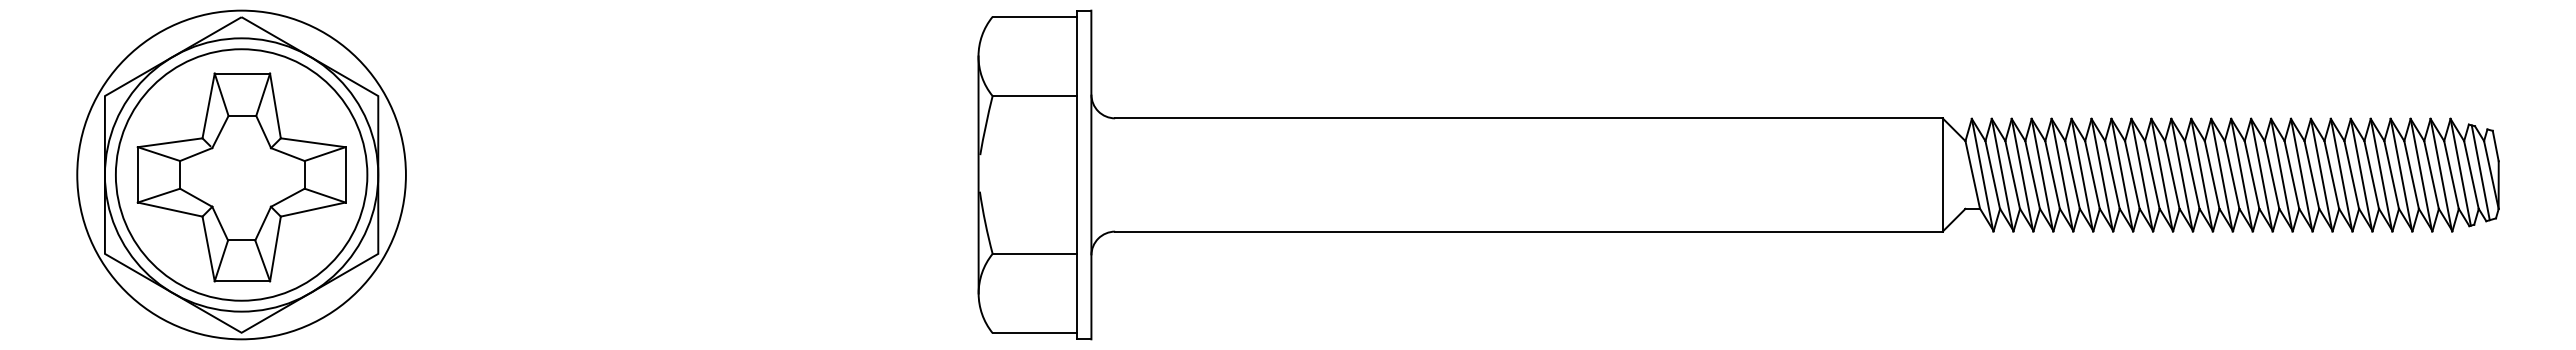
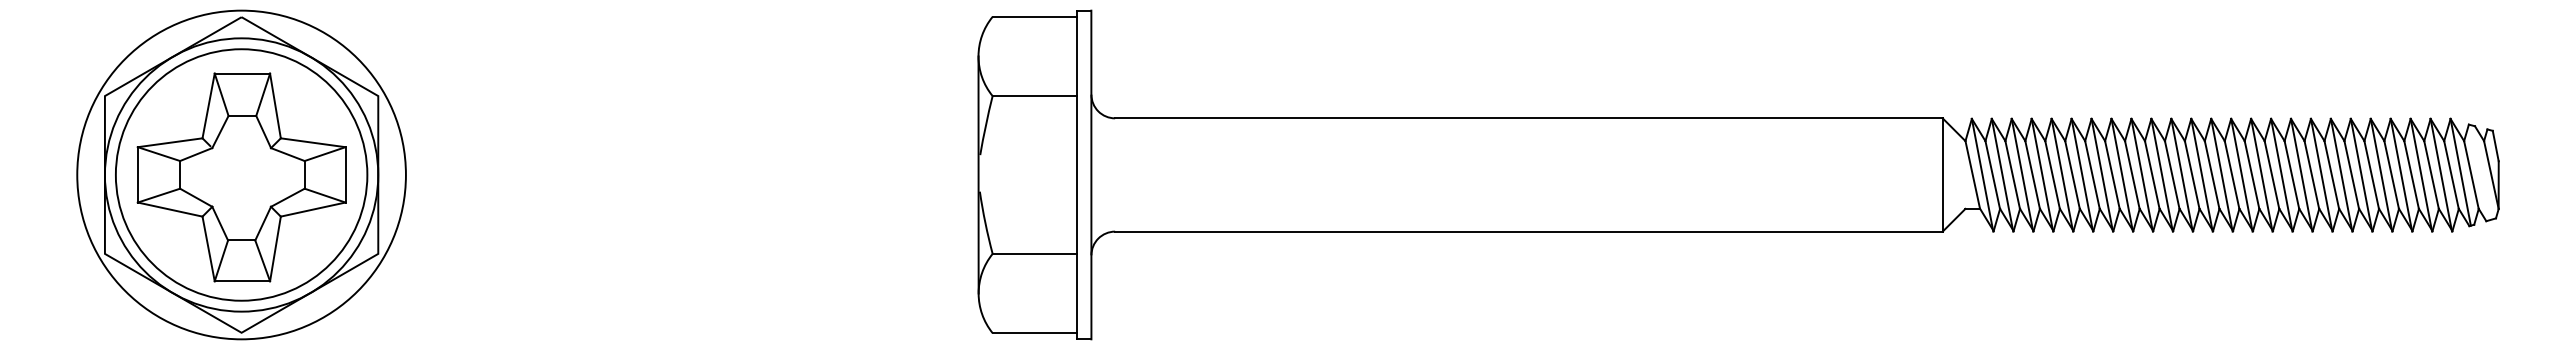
line: present -> none (2480, 172)
